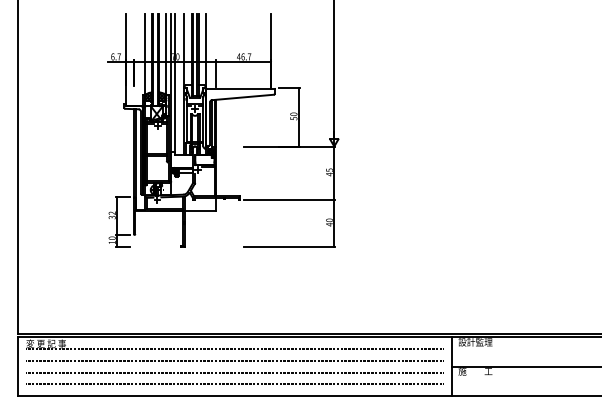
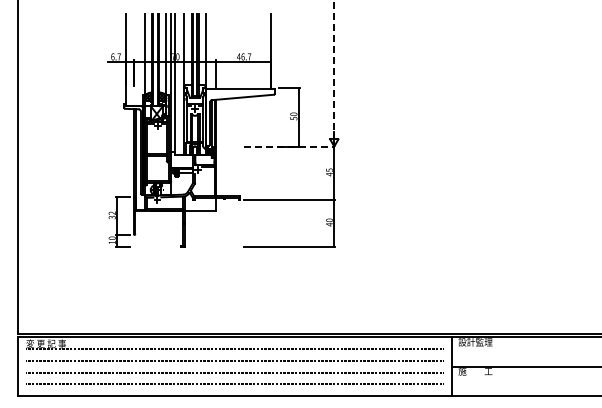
line: solid -> dashed (334, 69)
line: solid -> dashed (289, 146)
